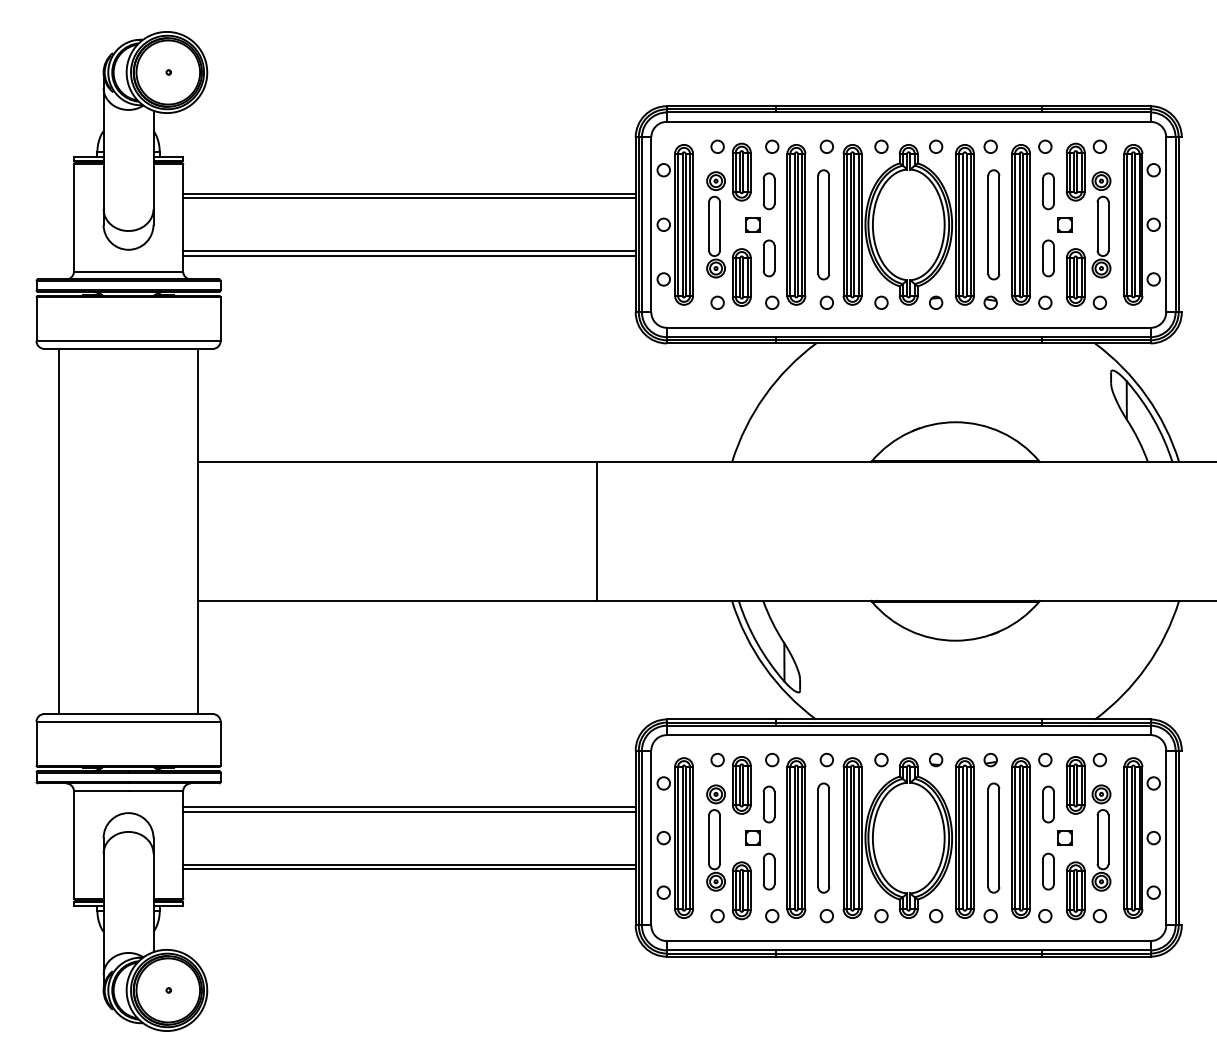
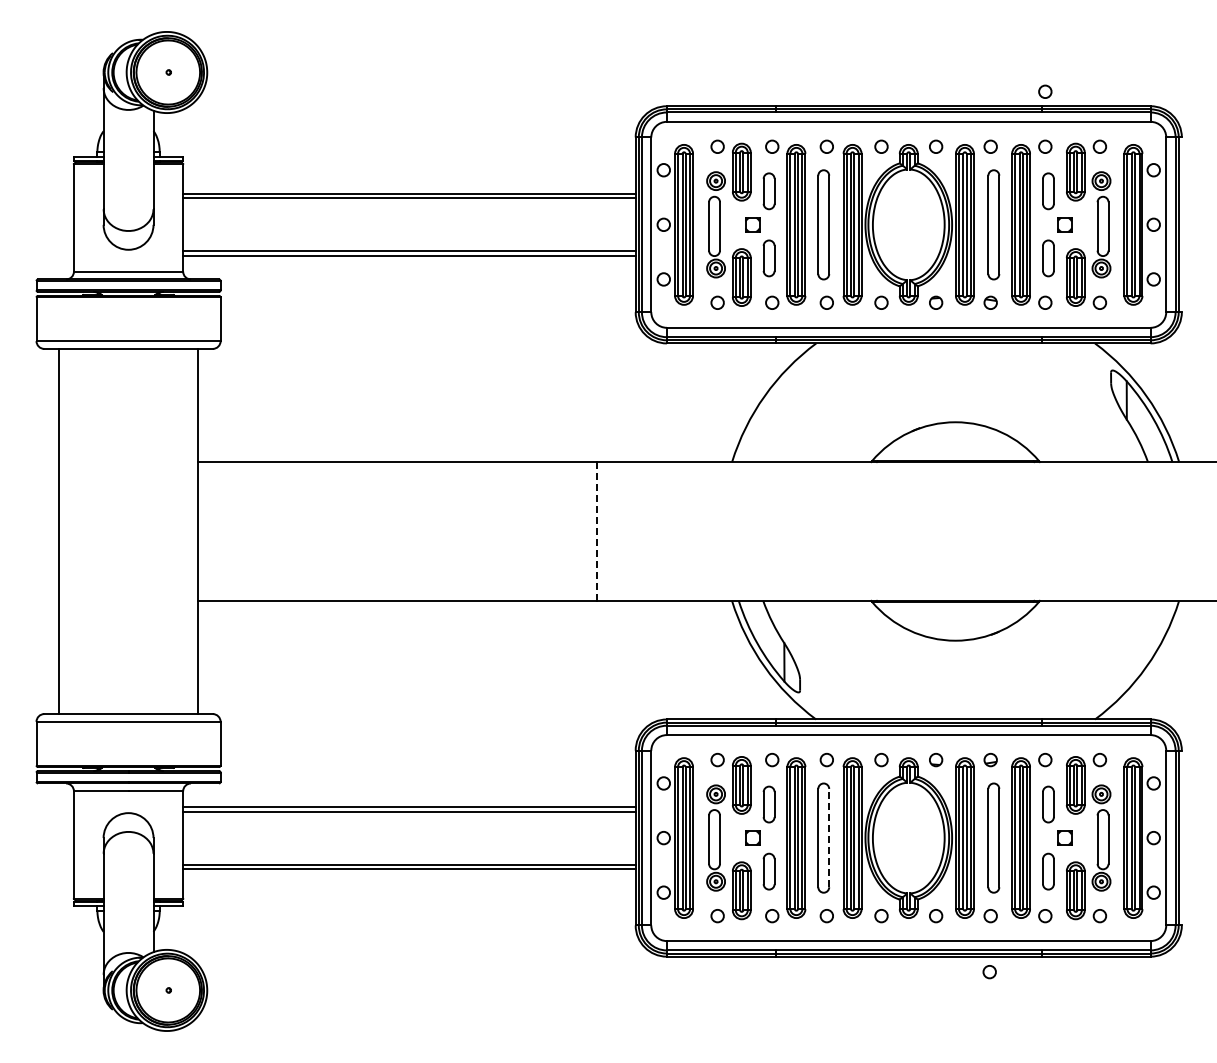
circle: none -> present (1045, 91)
line: solid -> dashed (596, 530)
line: solid -> dashed (829, 837)
circle: none -> present (989, 972)
